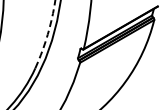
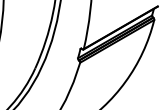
arc: dashed -> solid (47, 34)
